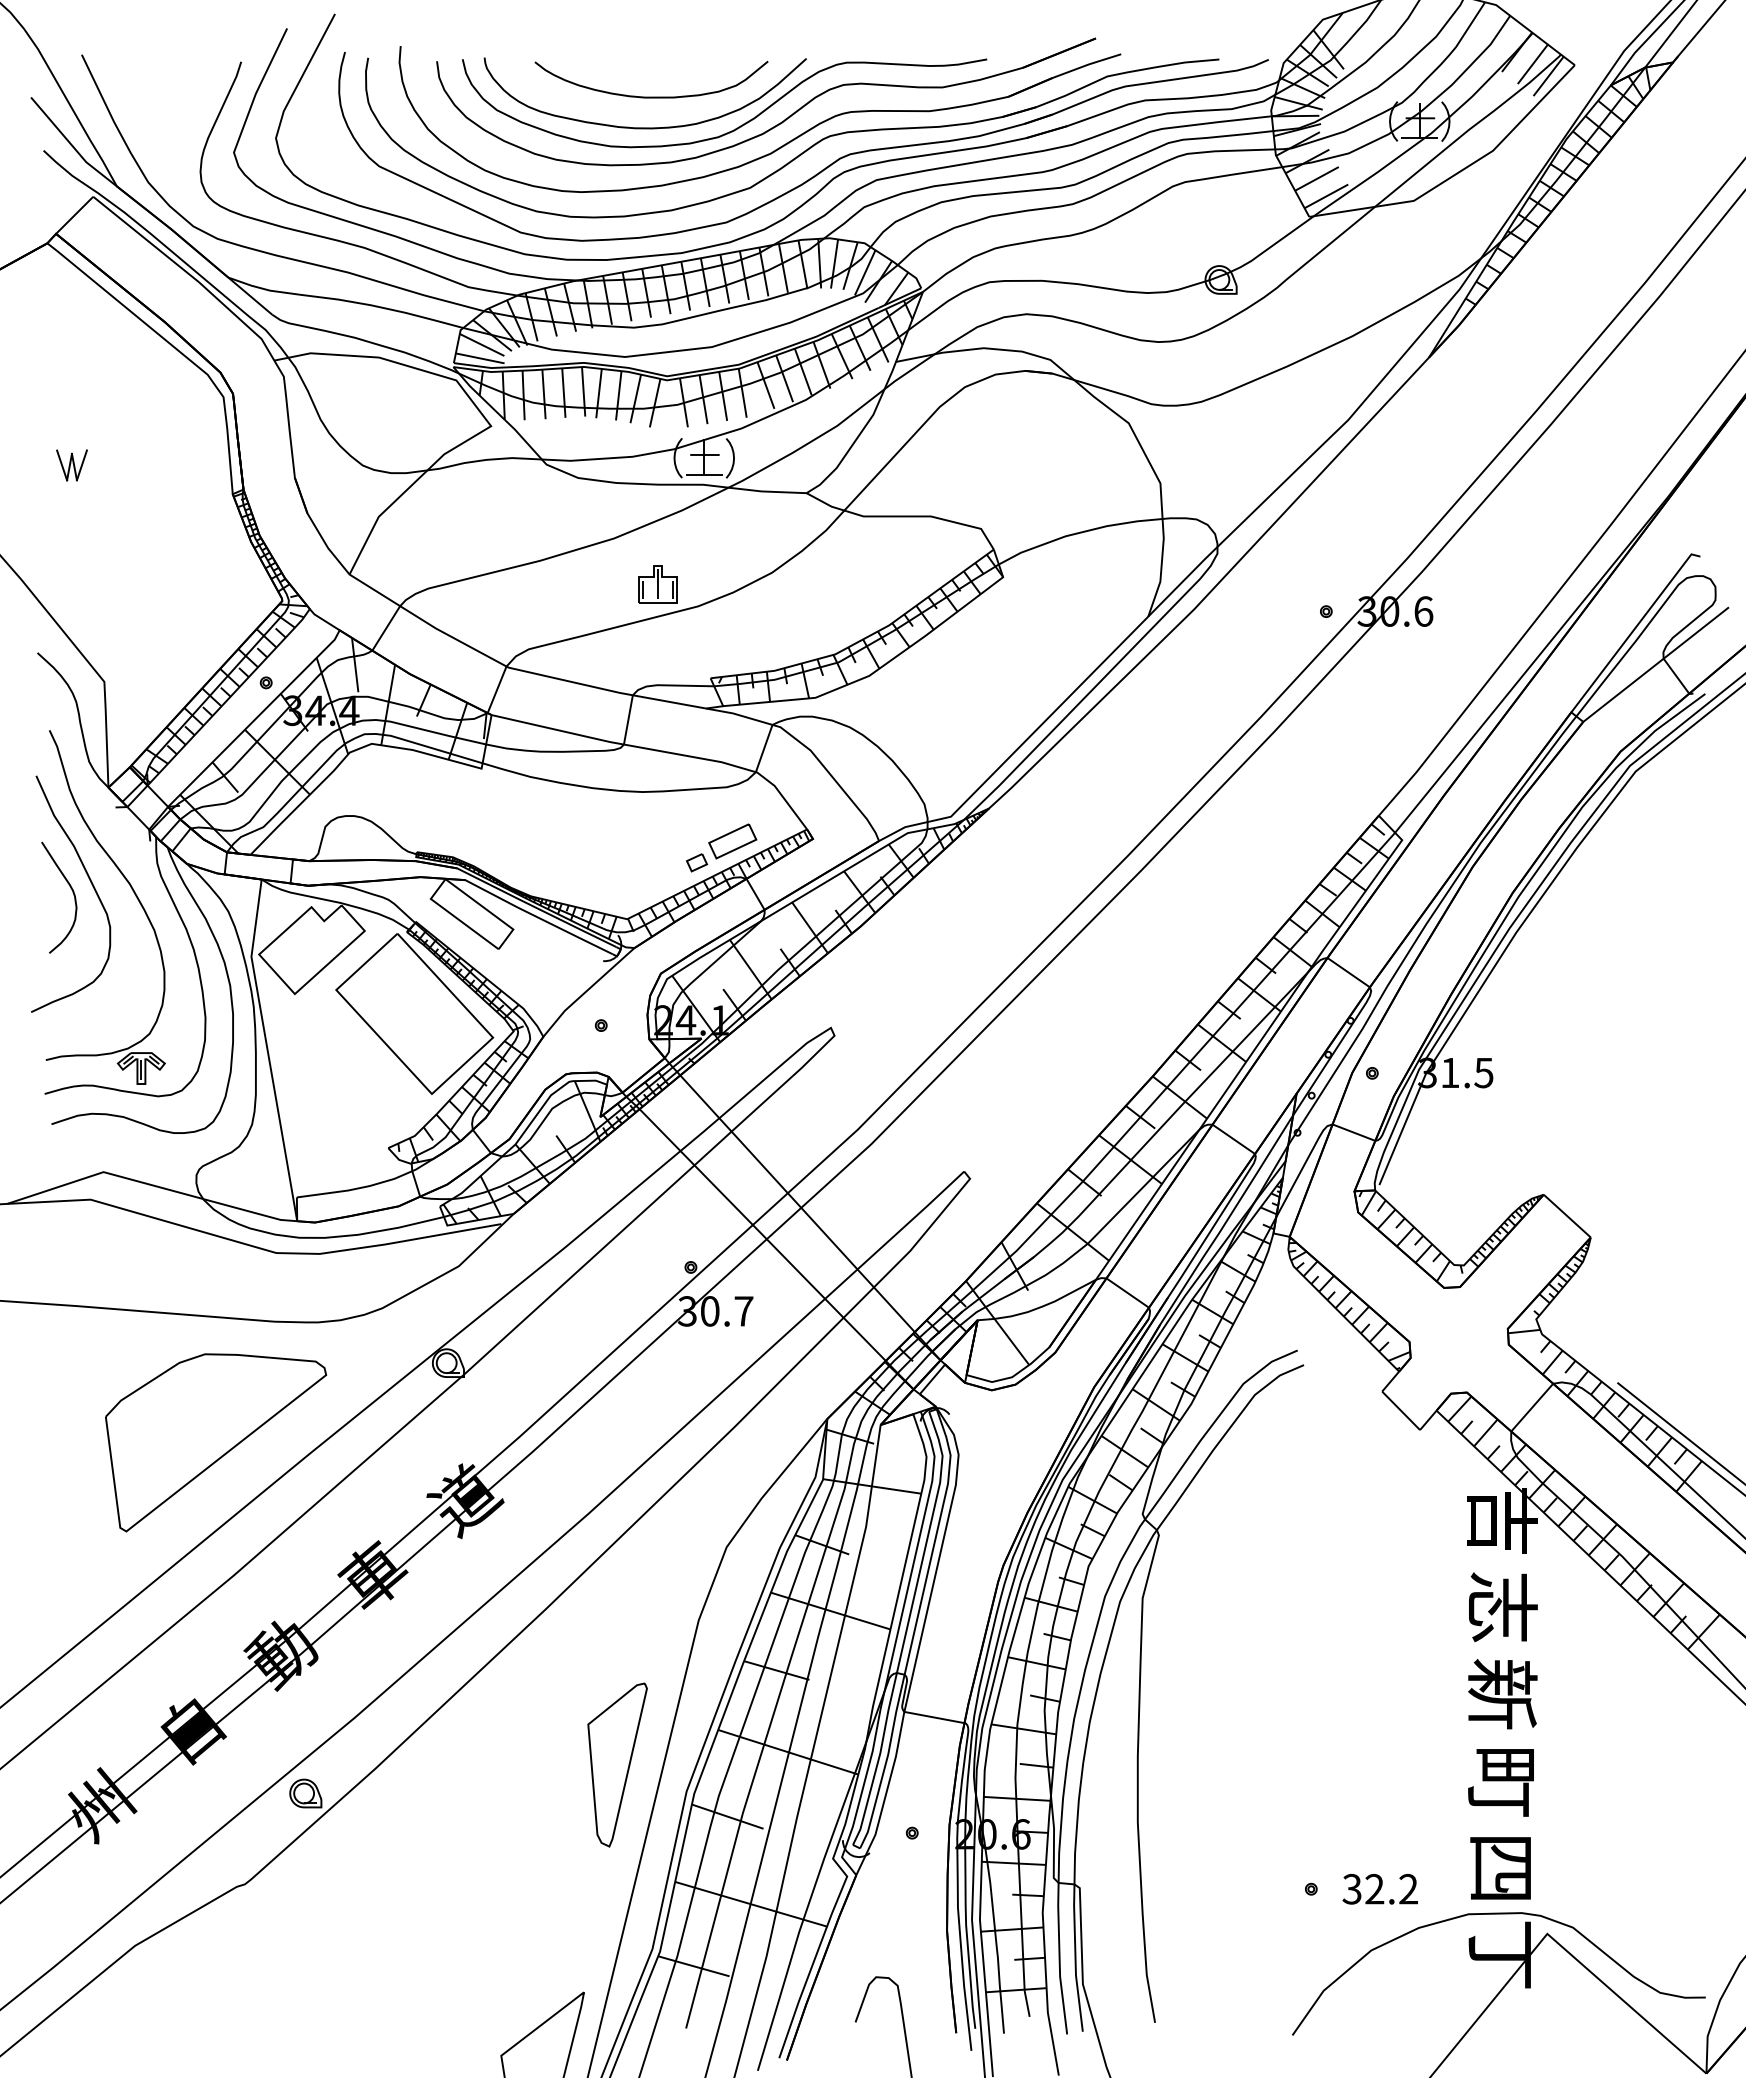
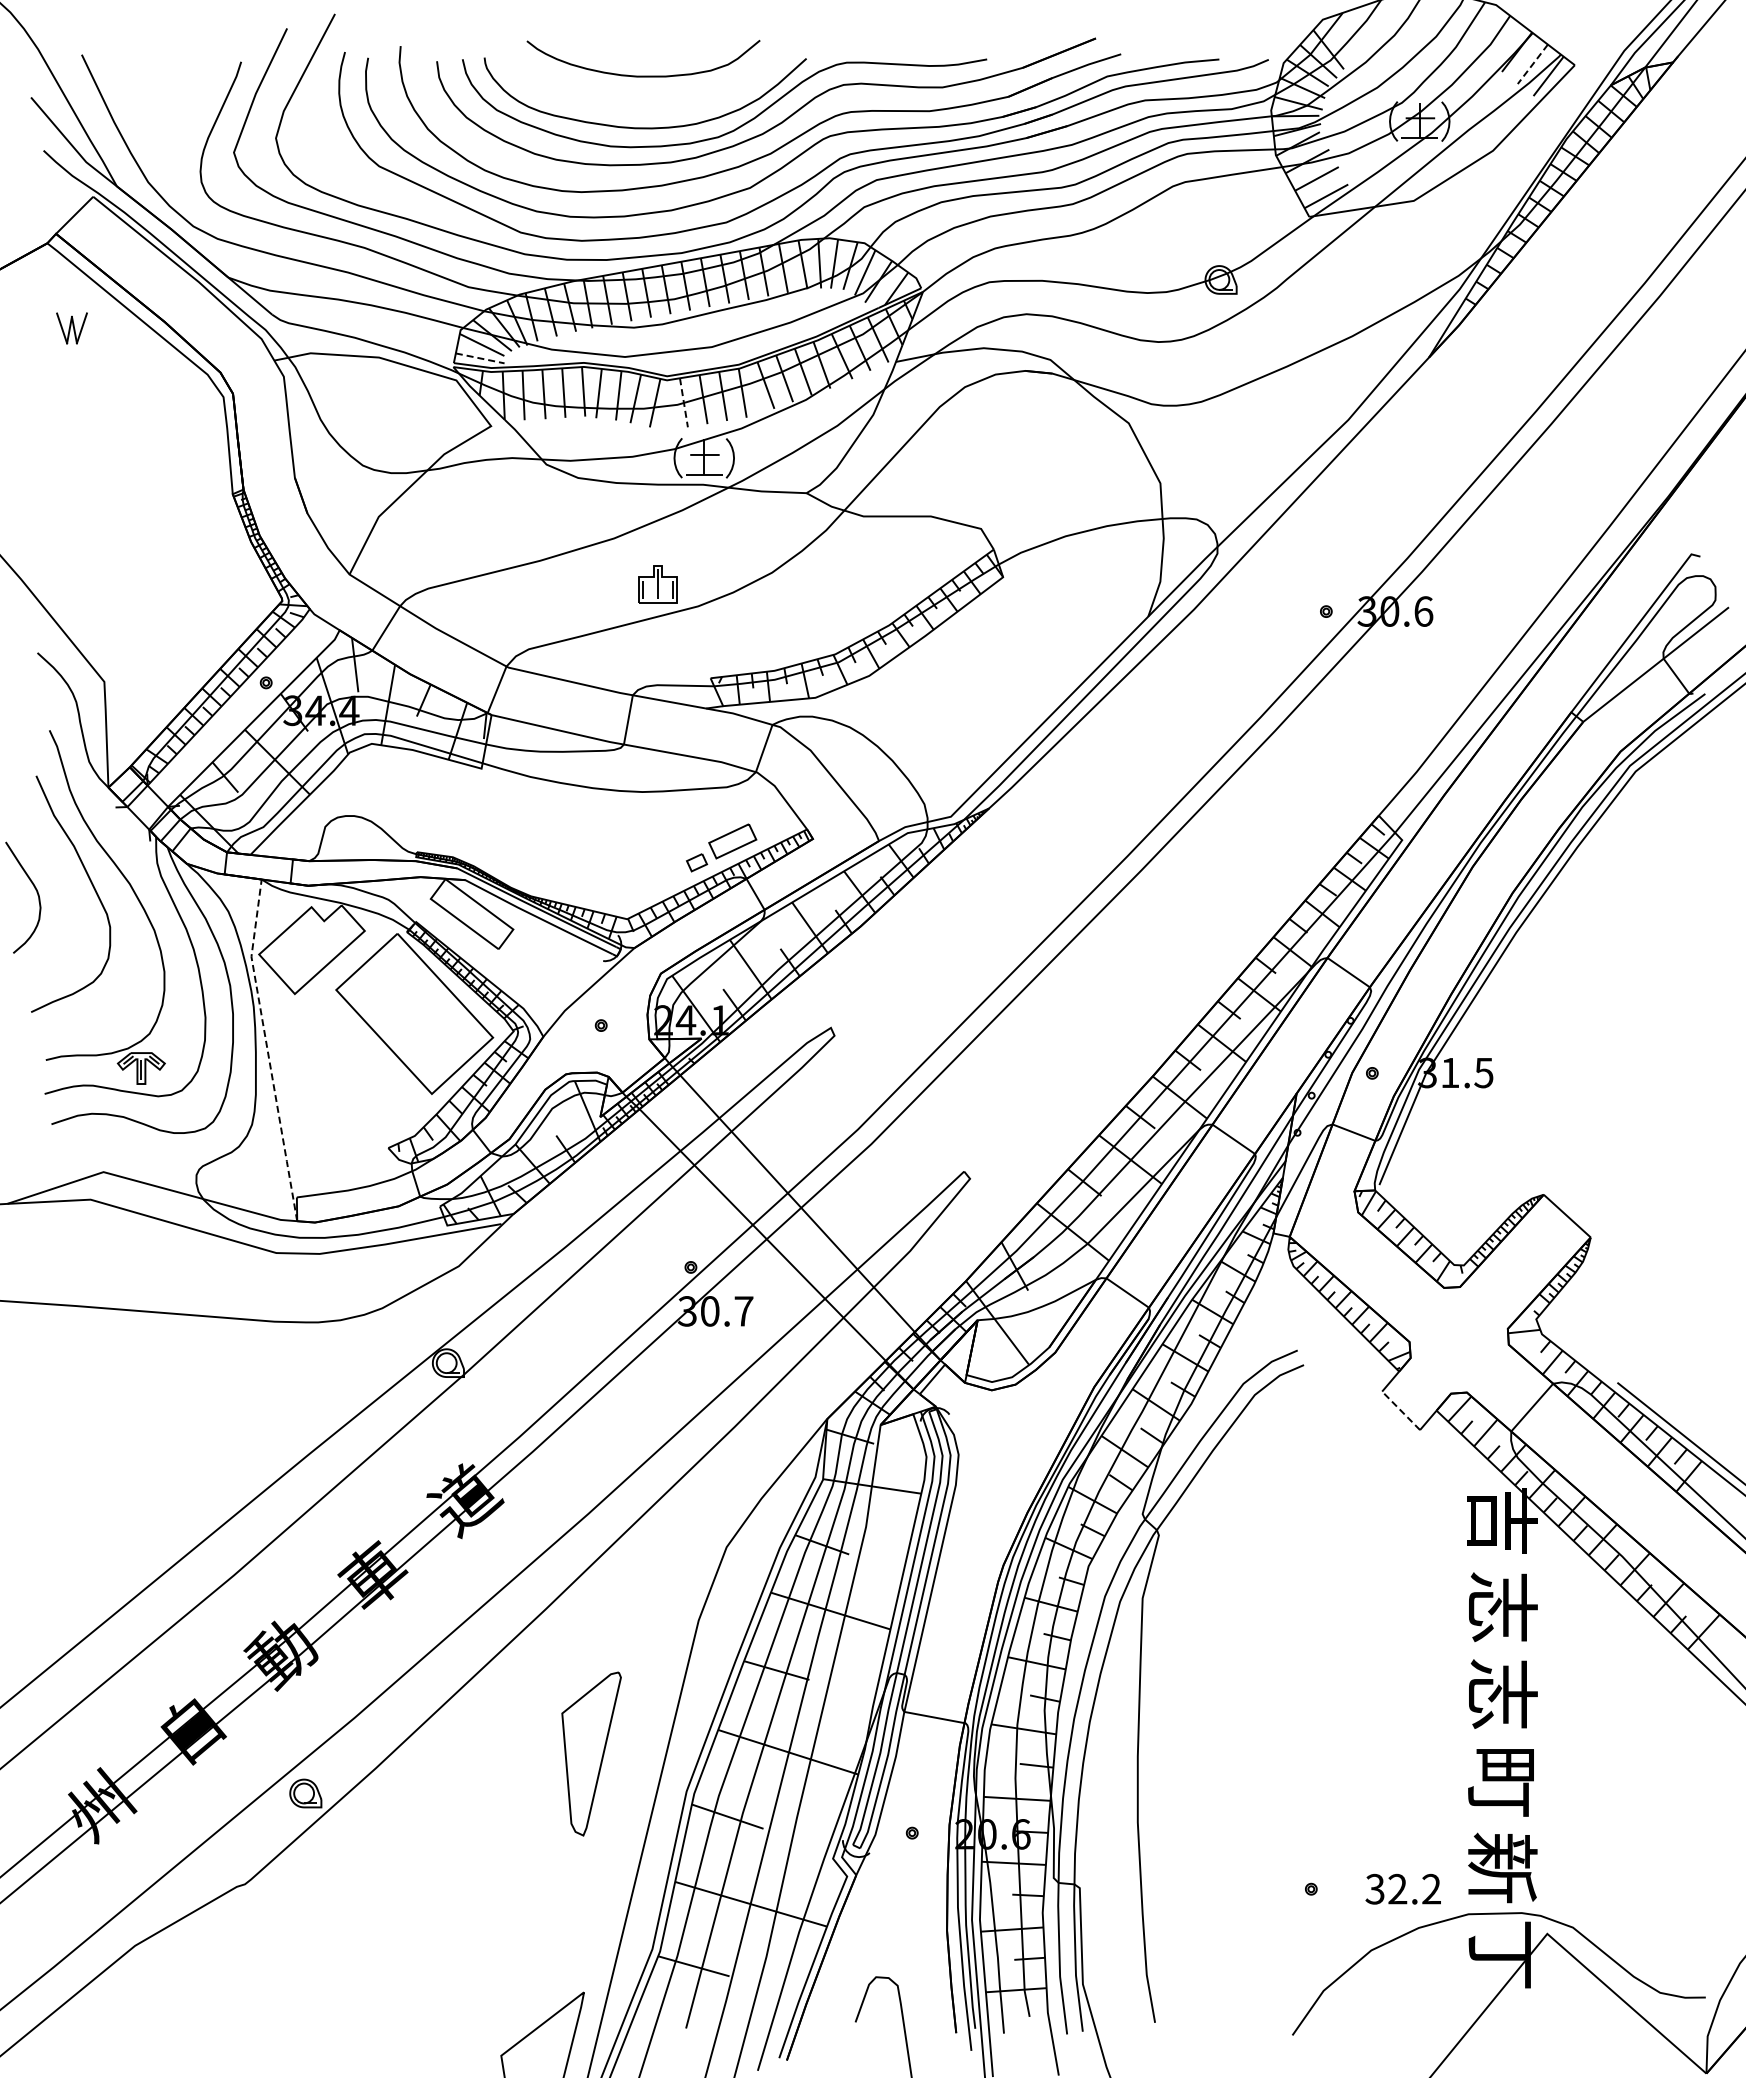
line: solid -> dashed (1532, 64)
curve position: (651, 96) -> (643, 75) (643, 75)
line: solid -> dashed (480, 358)
line: solid -> dashed (683, 402)
part position: (71, 465) -> (71, 328) (71, 328)
curve position: (71, 890) -> (35, 890) (35, 890)
line: solid -> dashed (267, 1050)
line: solid -> dashed (1401, 1410)
part: present -> none (216, 1442)
text: 新 -> 志 (1502, 1693)
part position: (617, 1764) -> (591, 1753) (591, 1753)
text: 四 -> 新 (1502, 1867)
text position: (1379, 1888) -> (1402, 1888) (1402, 1888)
